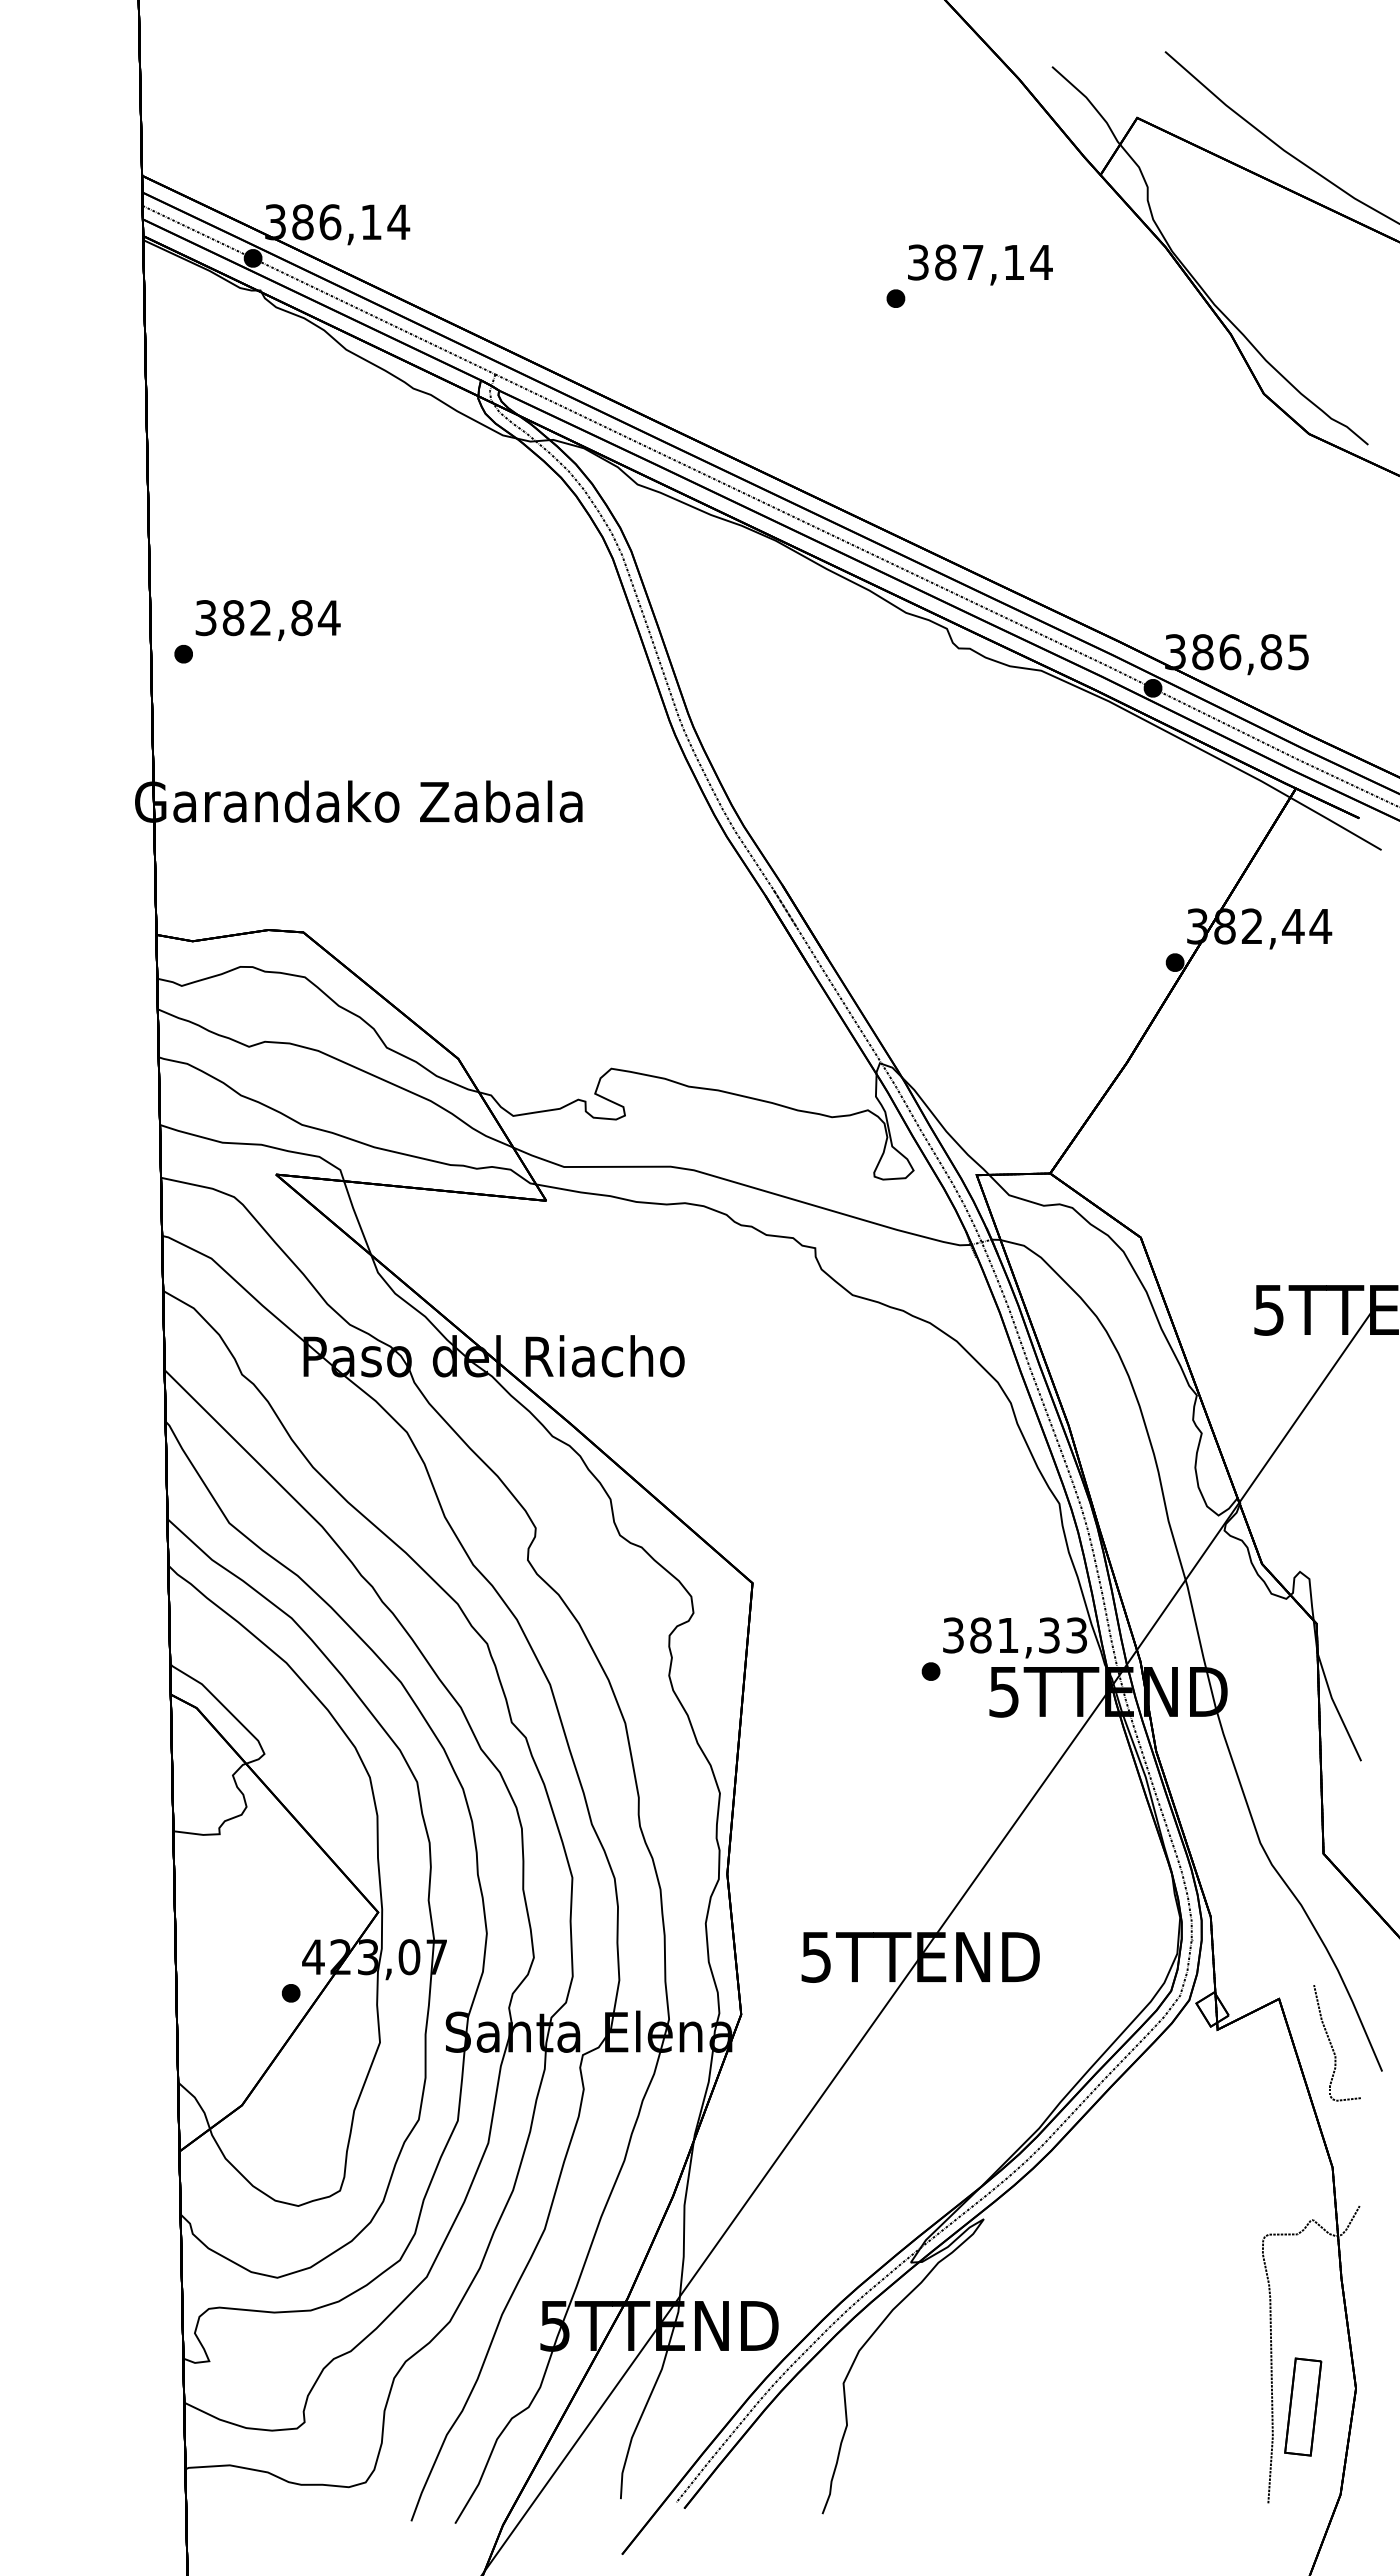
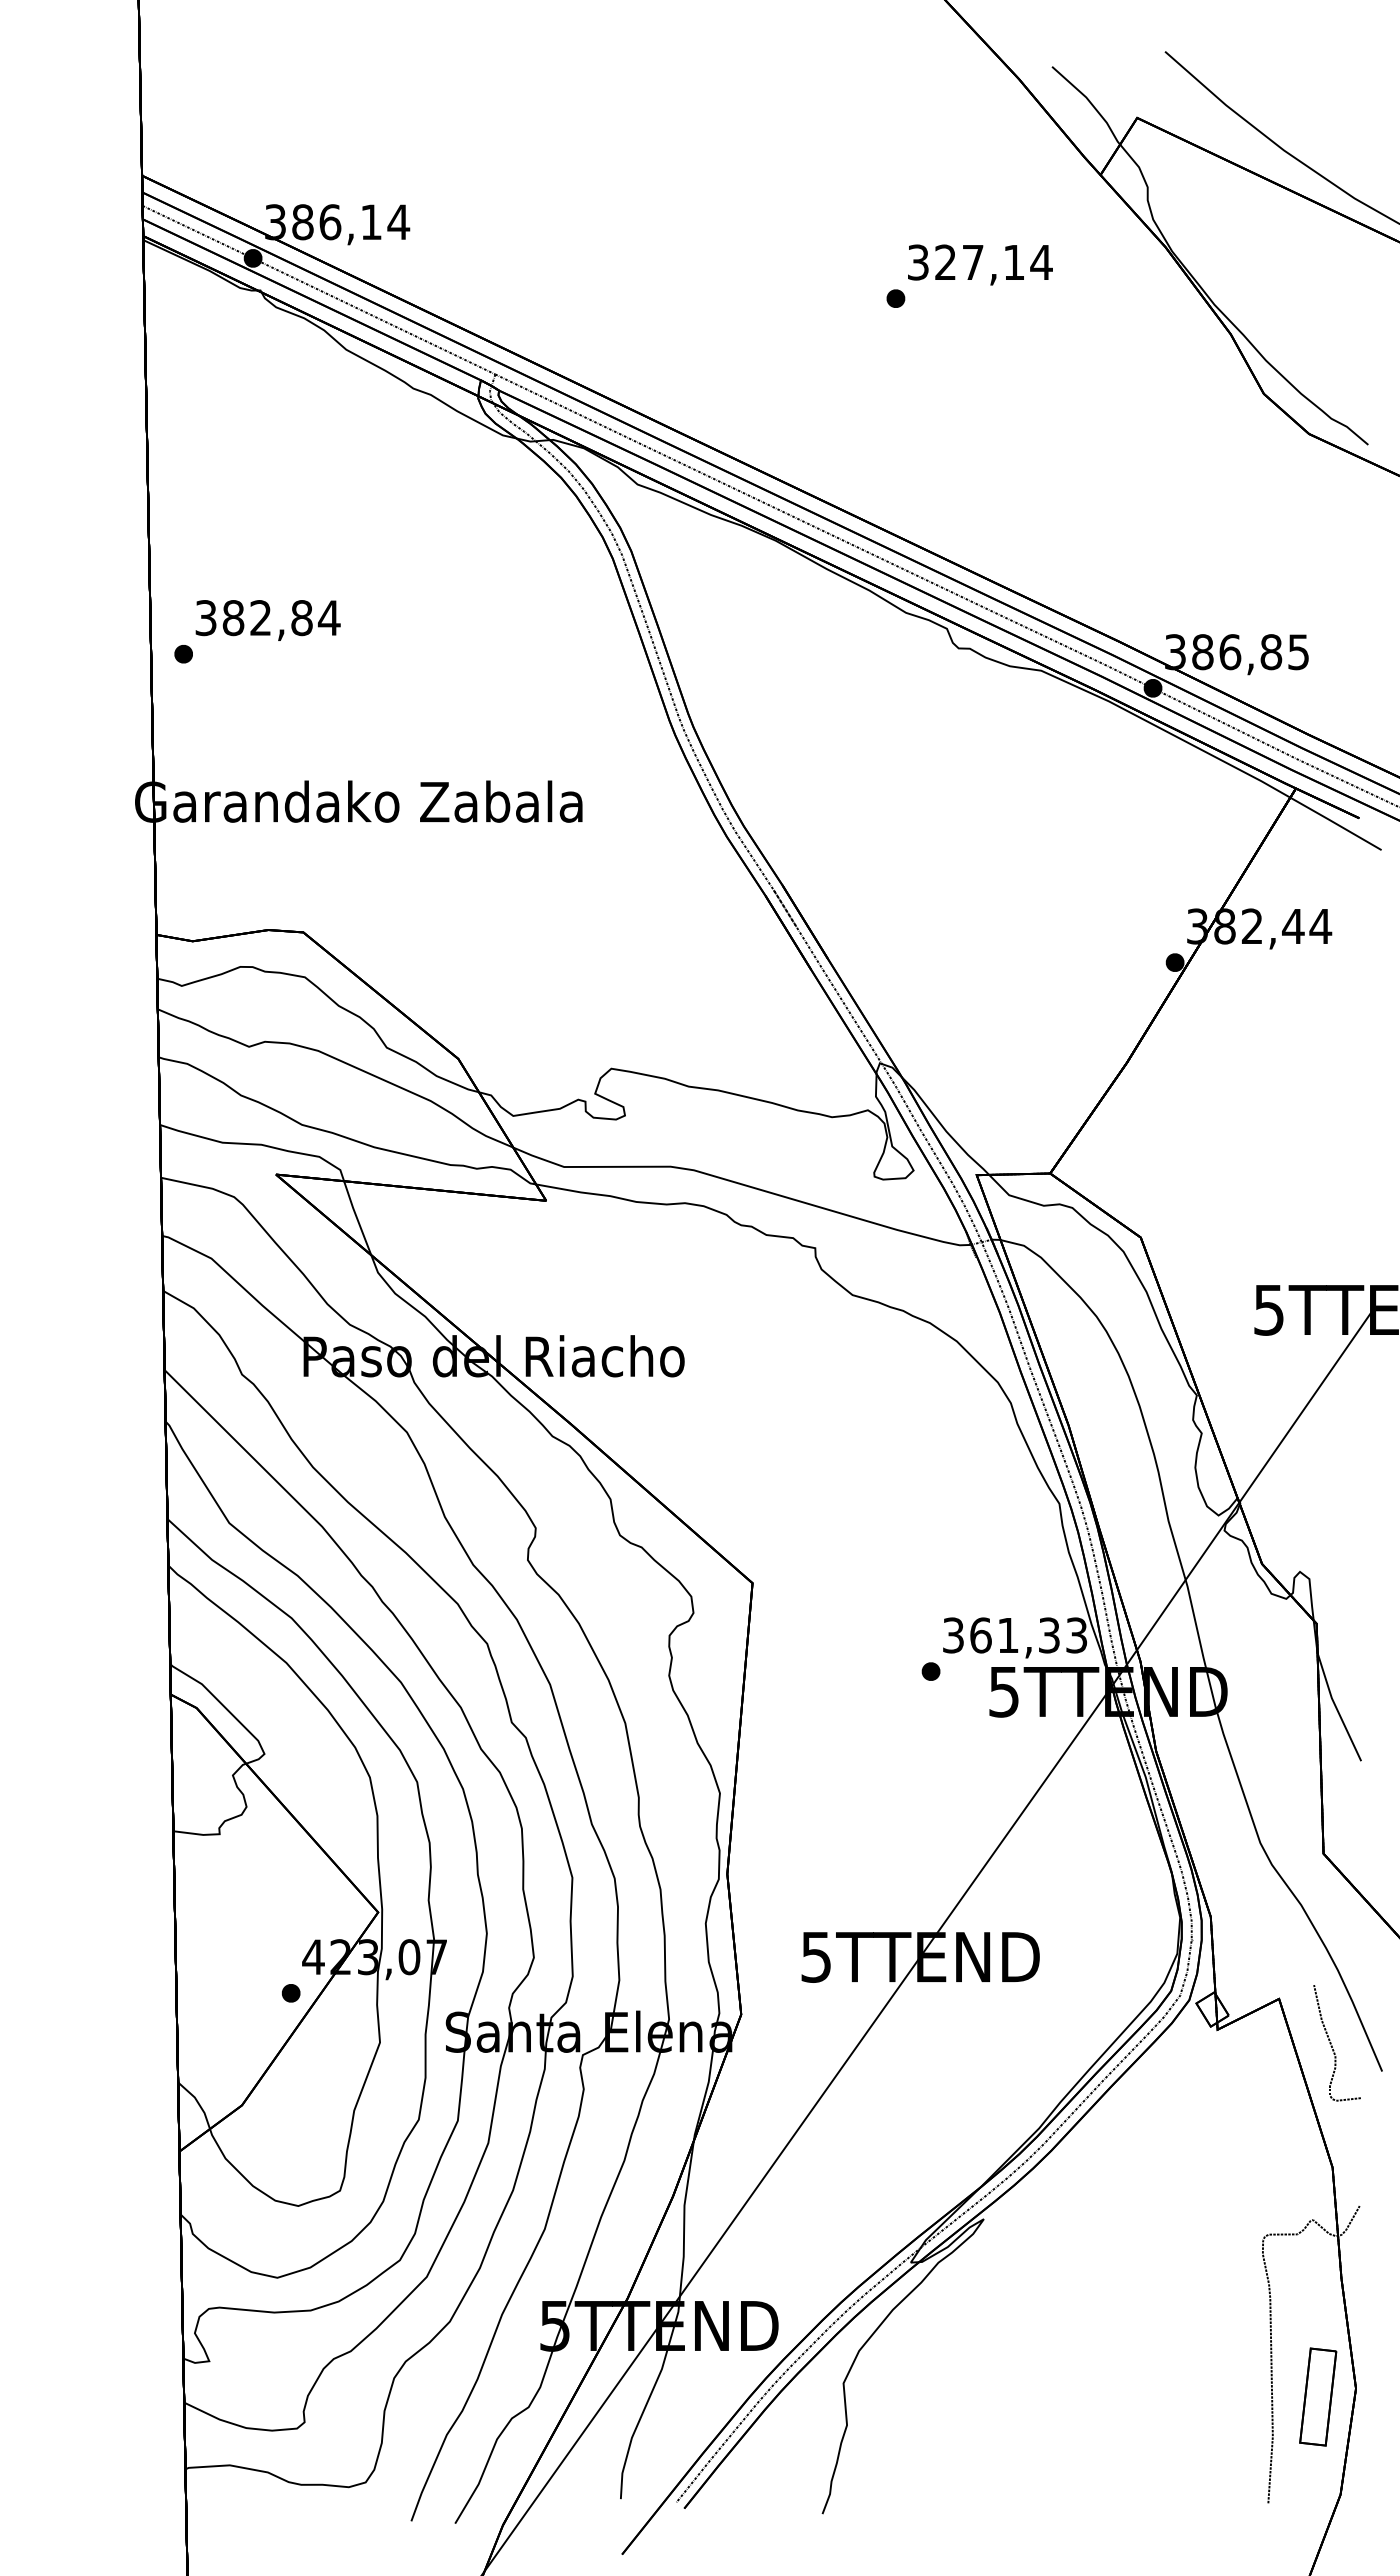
text: 387,14 -> 327,14 (945, 262)
text: 381,33 -> 361,33 (980, 1635)
part position: (1303, 2406) -> (1318, 2396) (1318, 2396)
